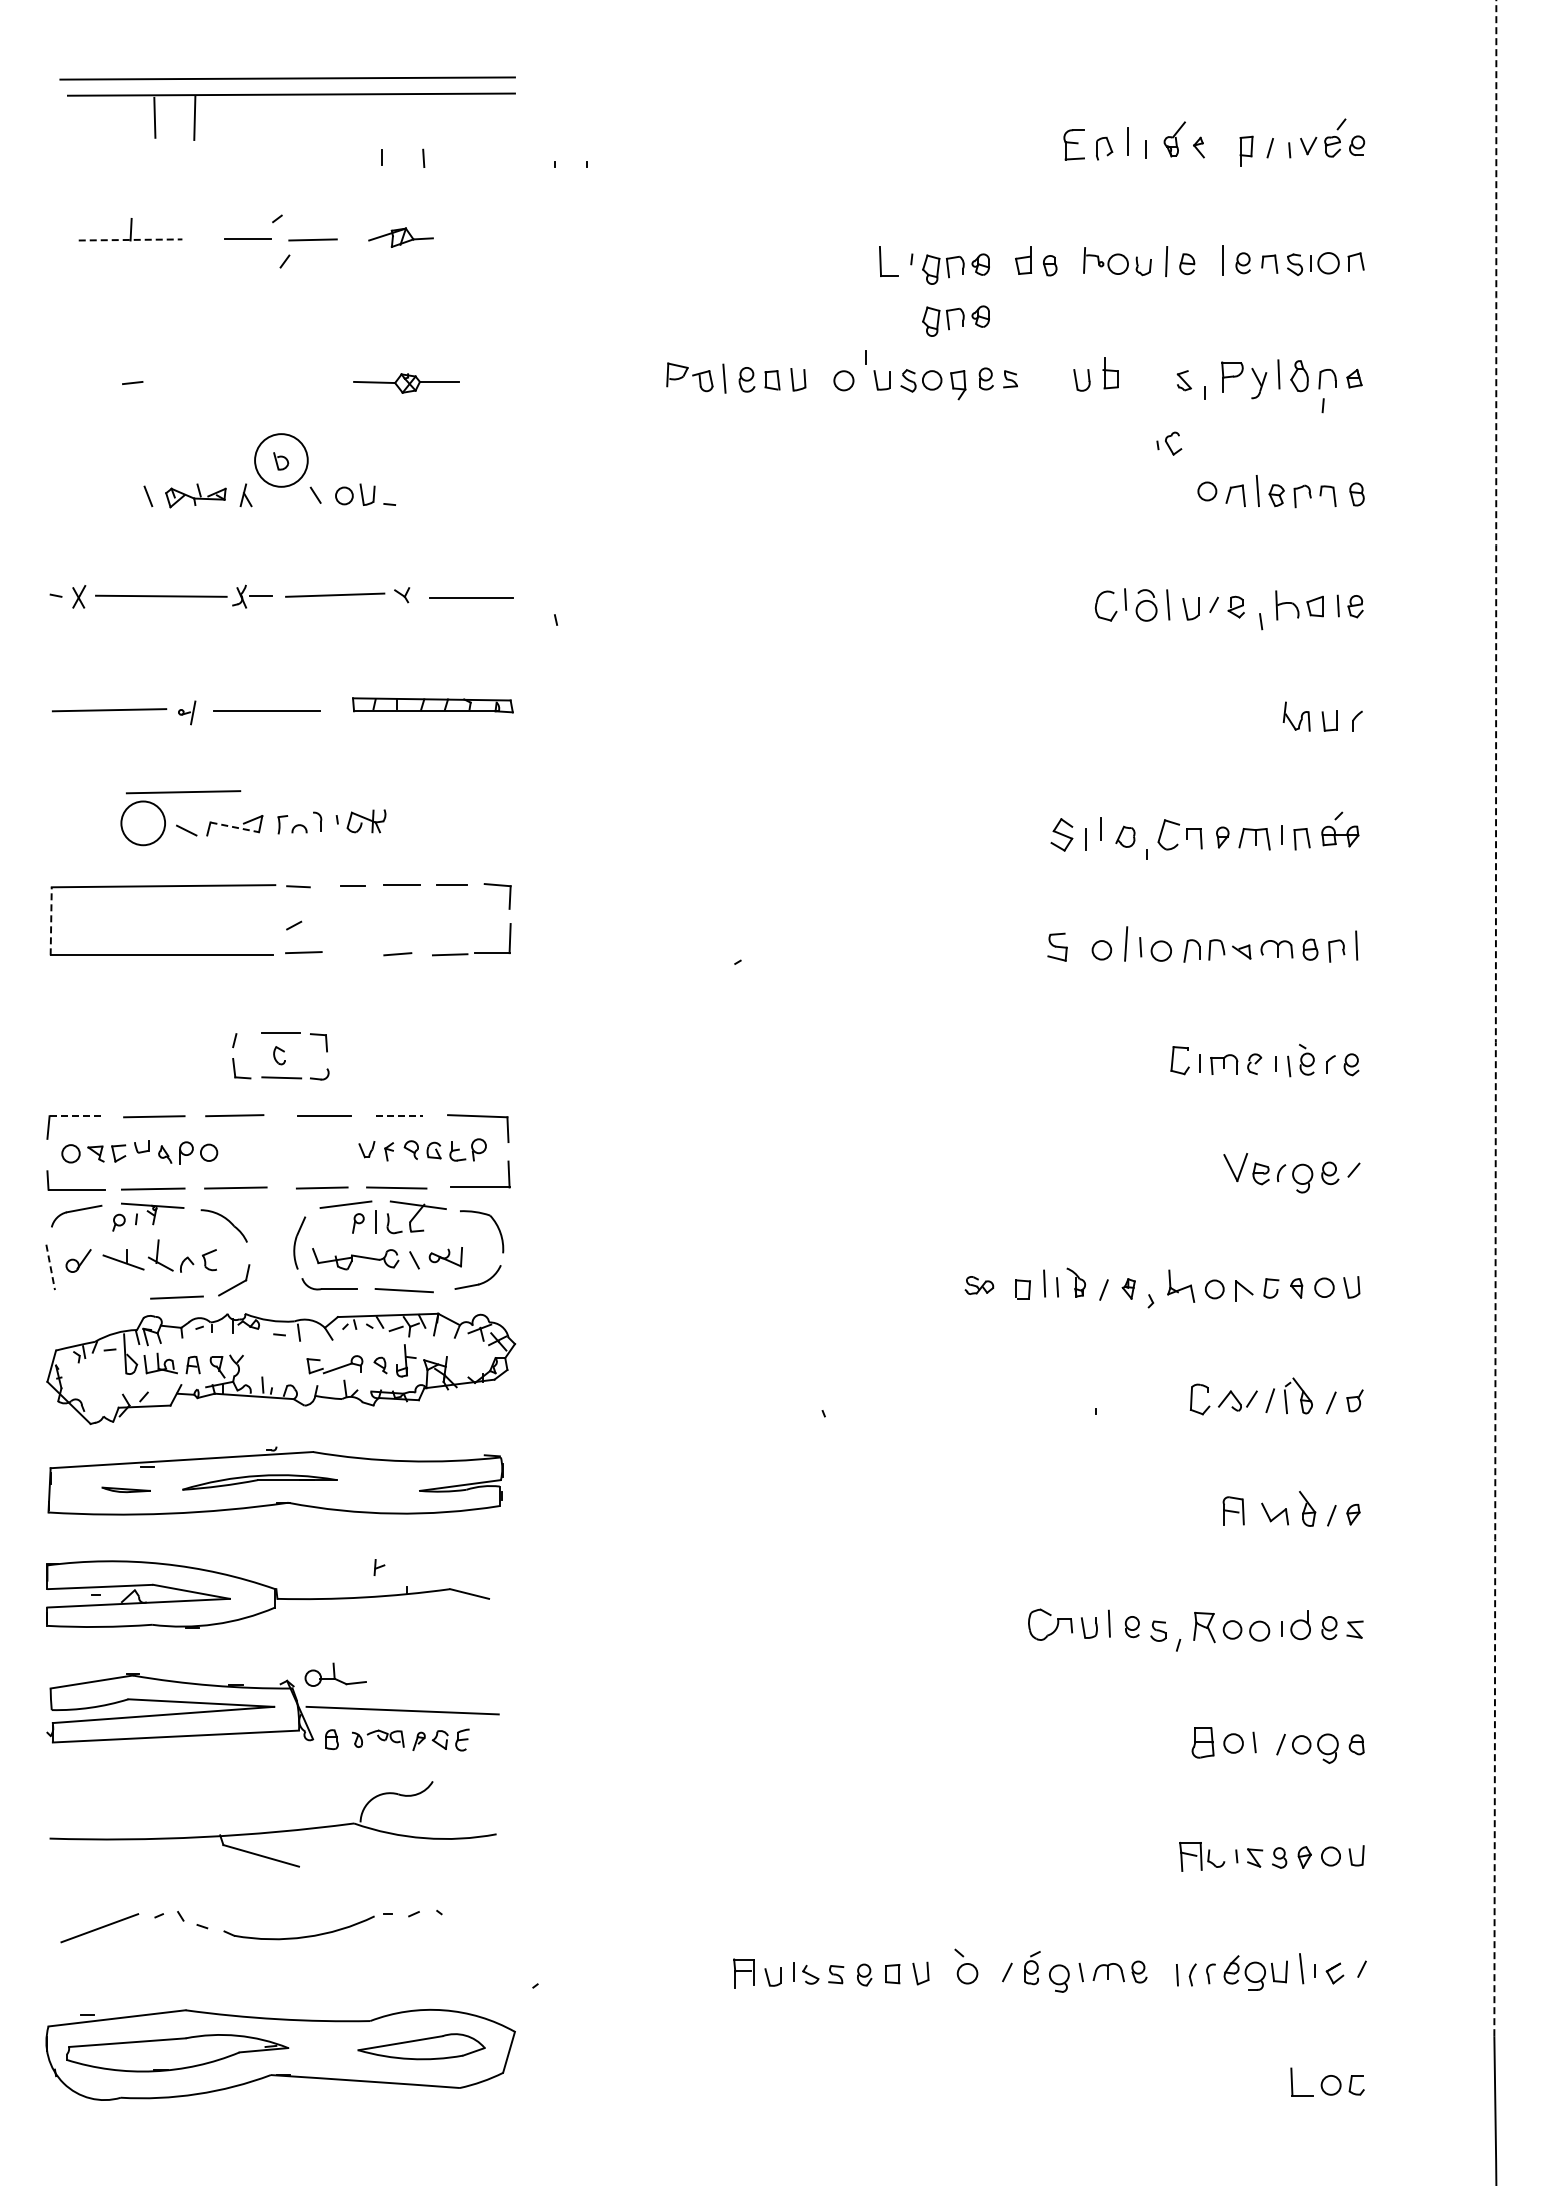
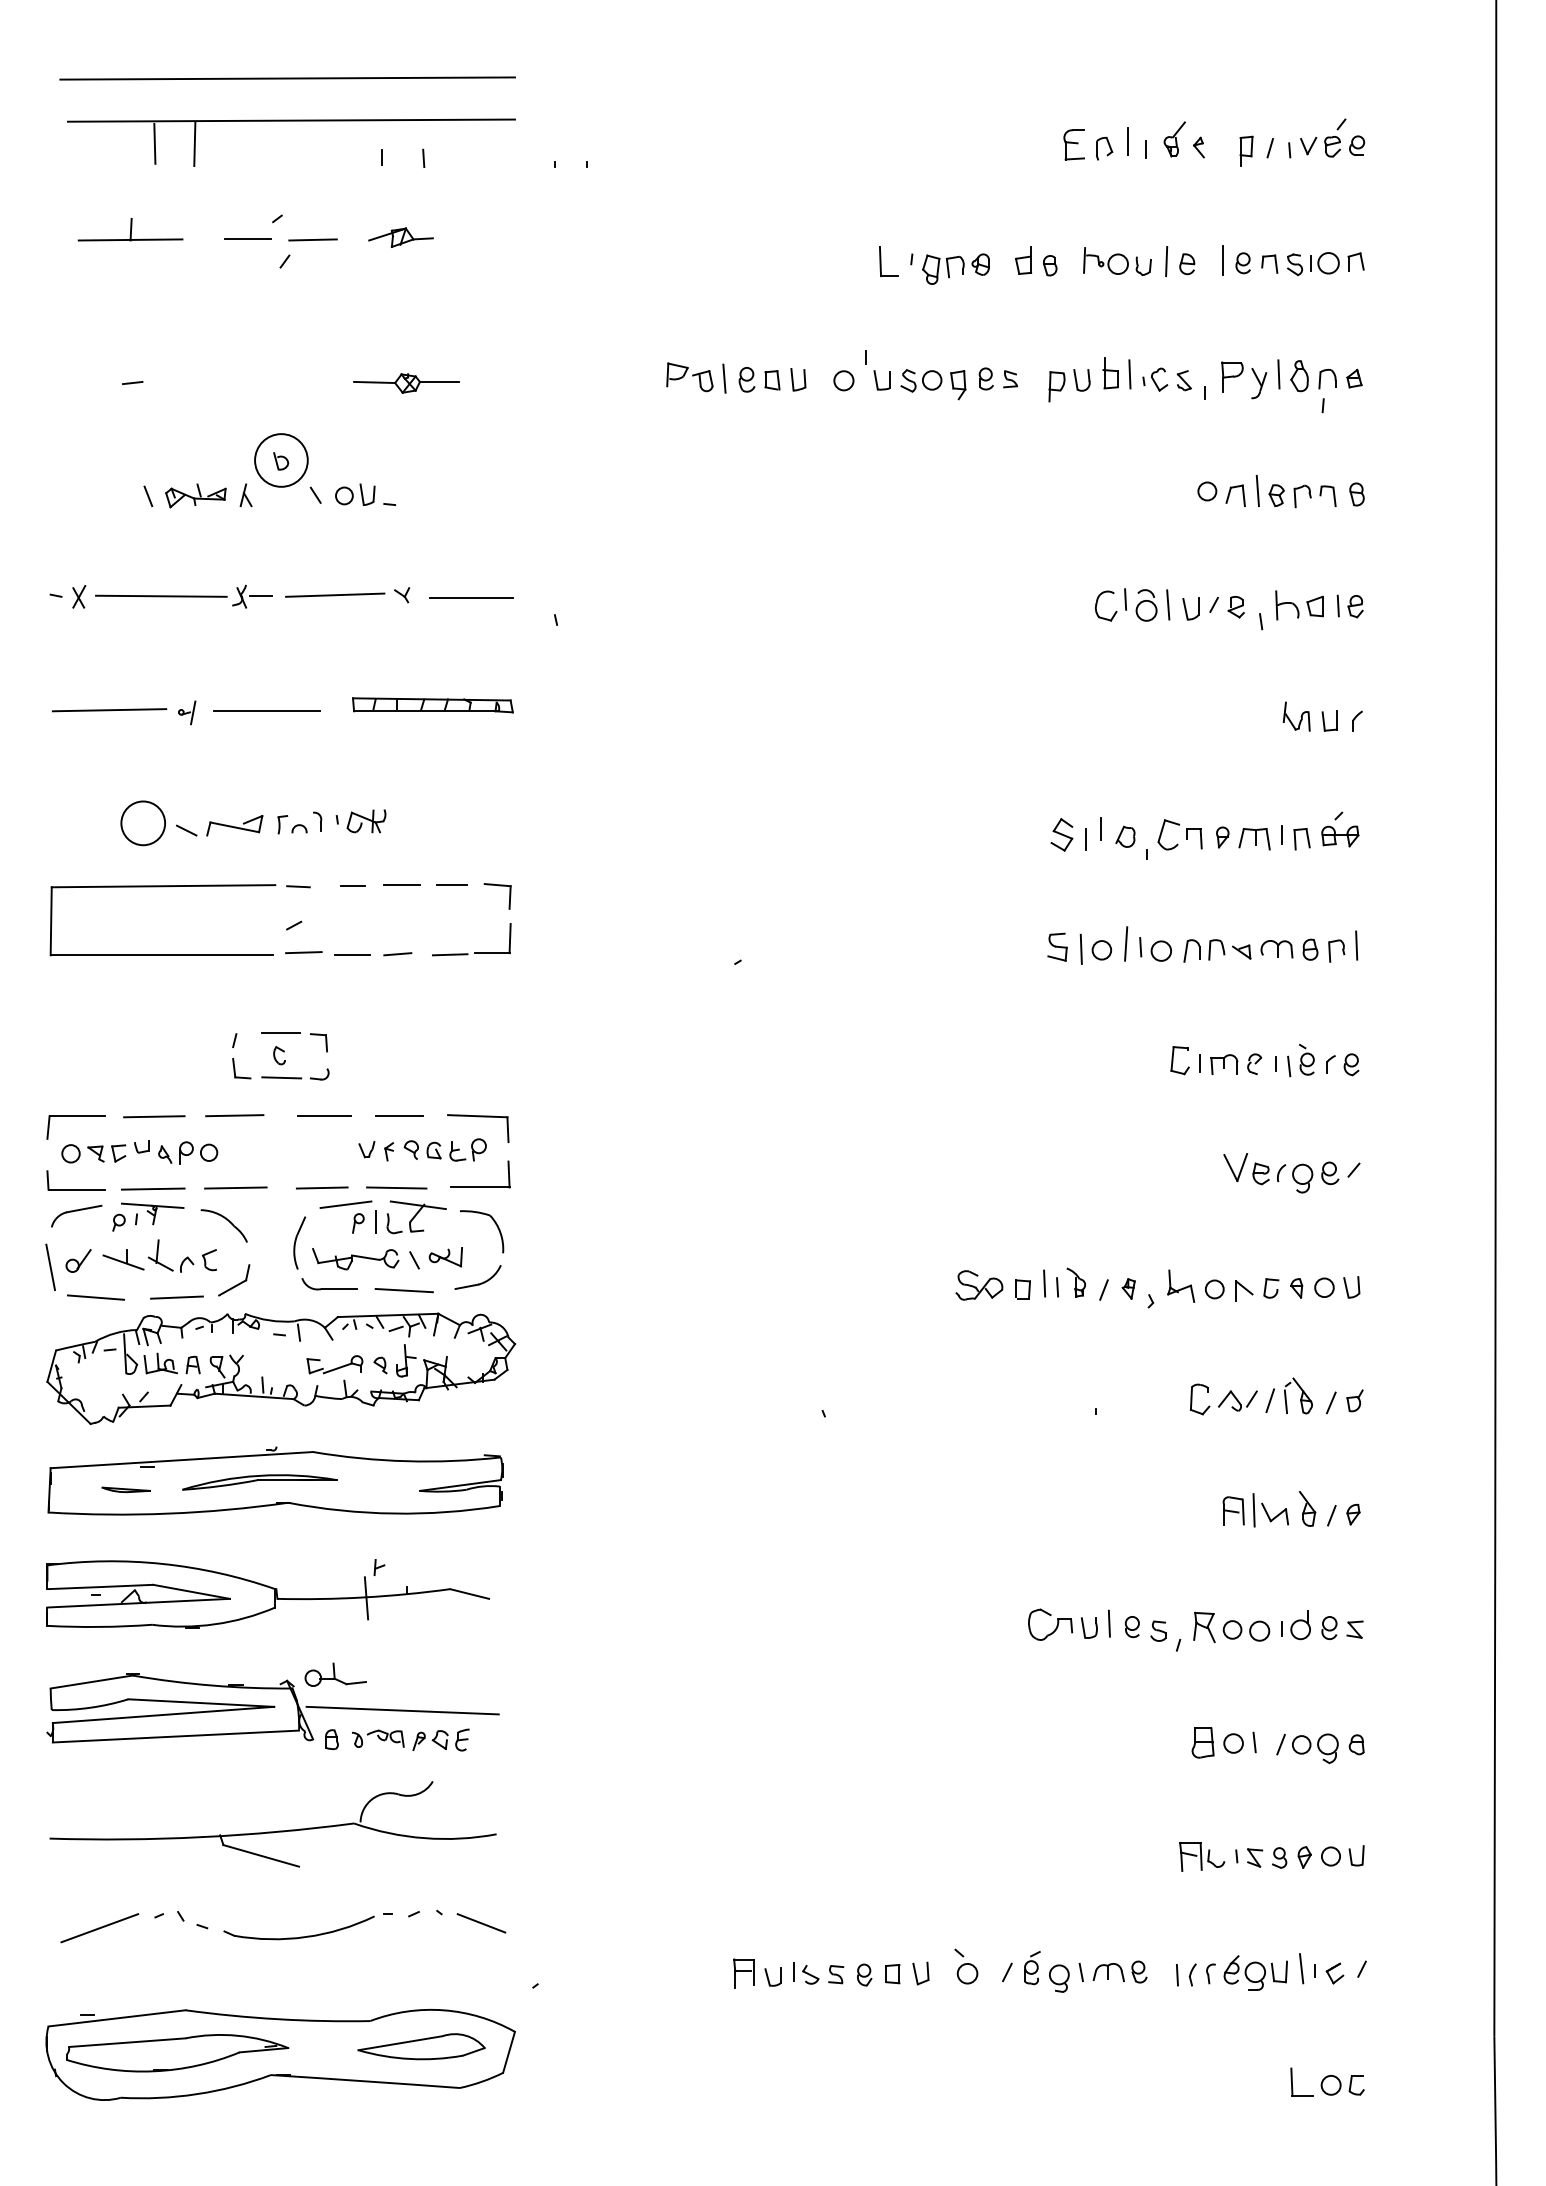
part position: (291, 95) -> (291, 121) (291, 121)
line: dashed -> solid (130, 239)
part: present -> none (949, 321)
line: none -> present (1129, 374)
part: none -> present (1056, 386)
part position: (1169, 443) -> (1155, 379) (1155, 379)
line: present -> none (183, 792)
line: dashed -> solid (234, 827)
line: dashed -> solid (51, 920)
line: none -> present (1080, 948)
line: none -> present (352, 955)
arc: dashed -> solid (1495, 1018)
line: dashed -> solid (77, 1116)
line: dashed -> solid (399, 1116)
line: dashed -> solid (50, 1267)
part size: 31x19 px -> 49x31 px (979, 1285)
line: none -> present (95, 1297)
line: none -> present (1253, 1510)
line: none -> present (366, 1598)
line: none -> present (481, 1923)
